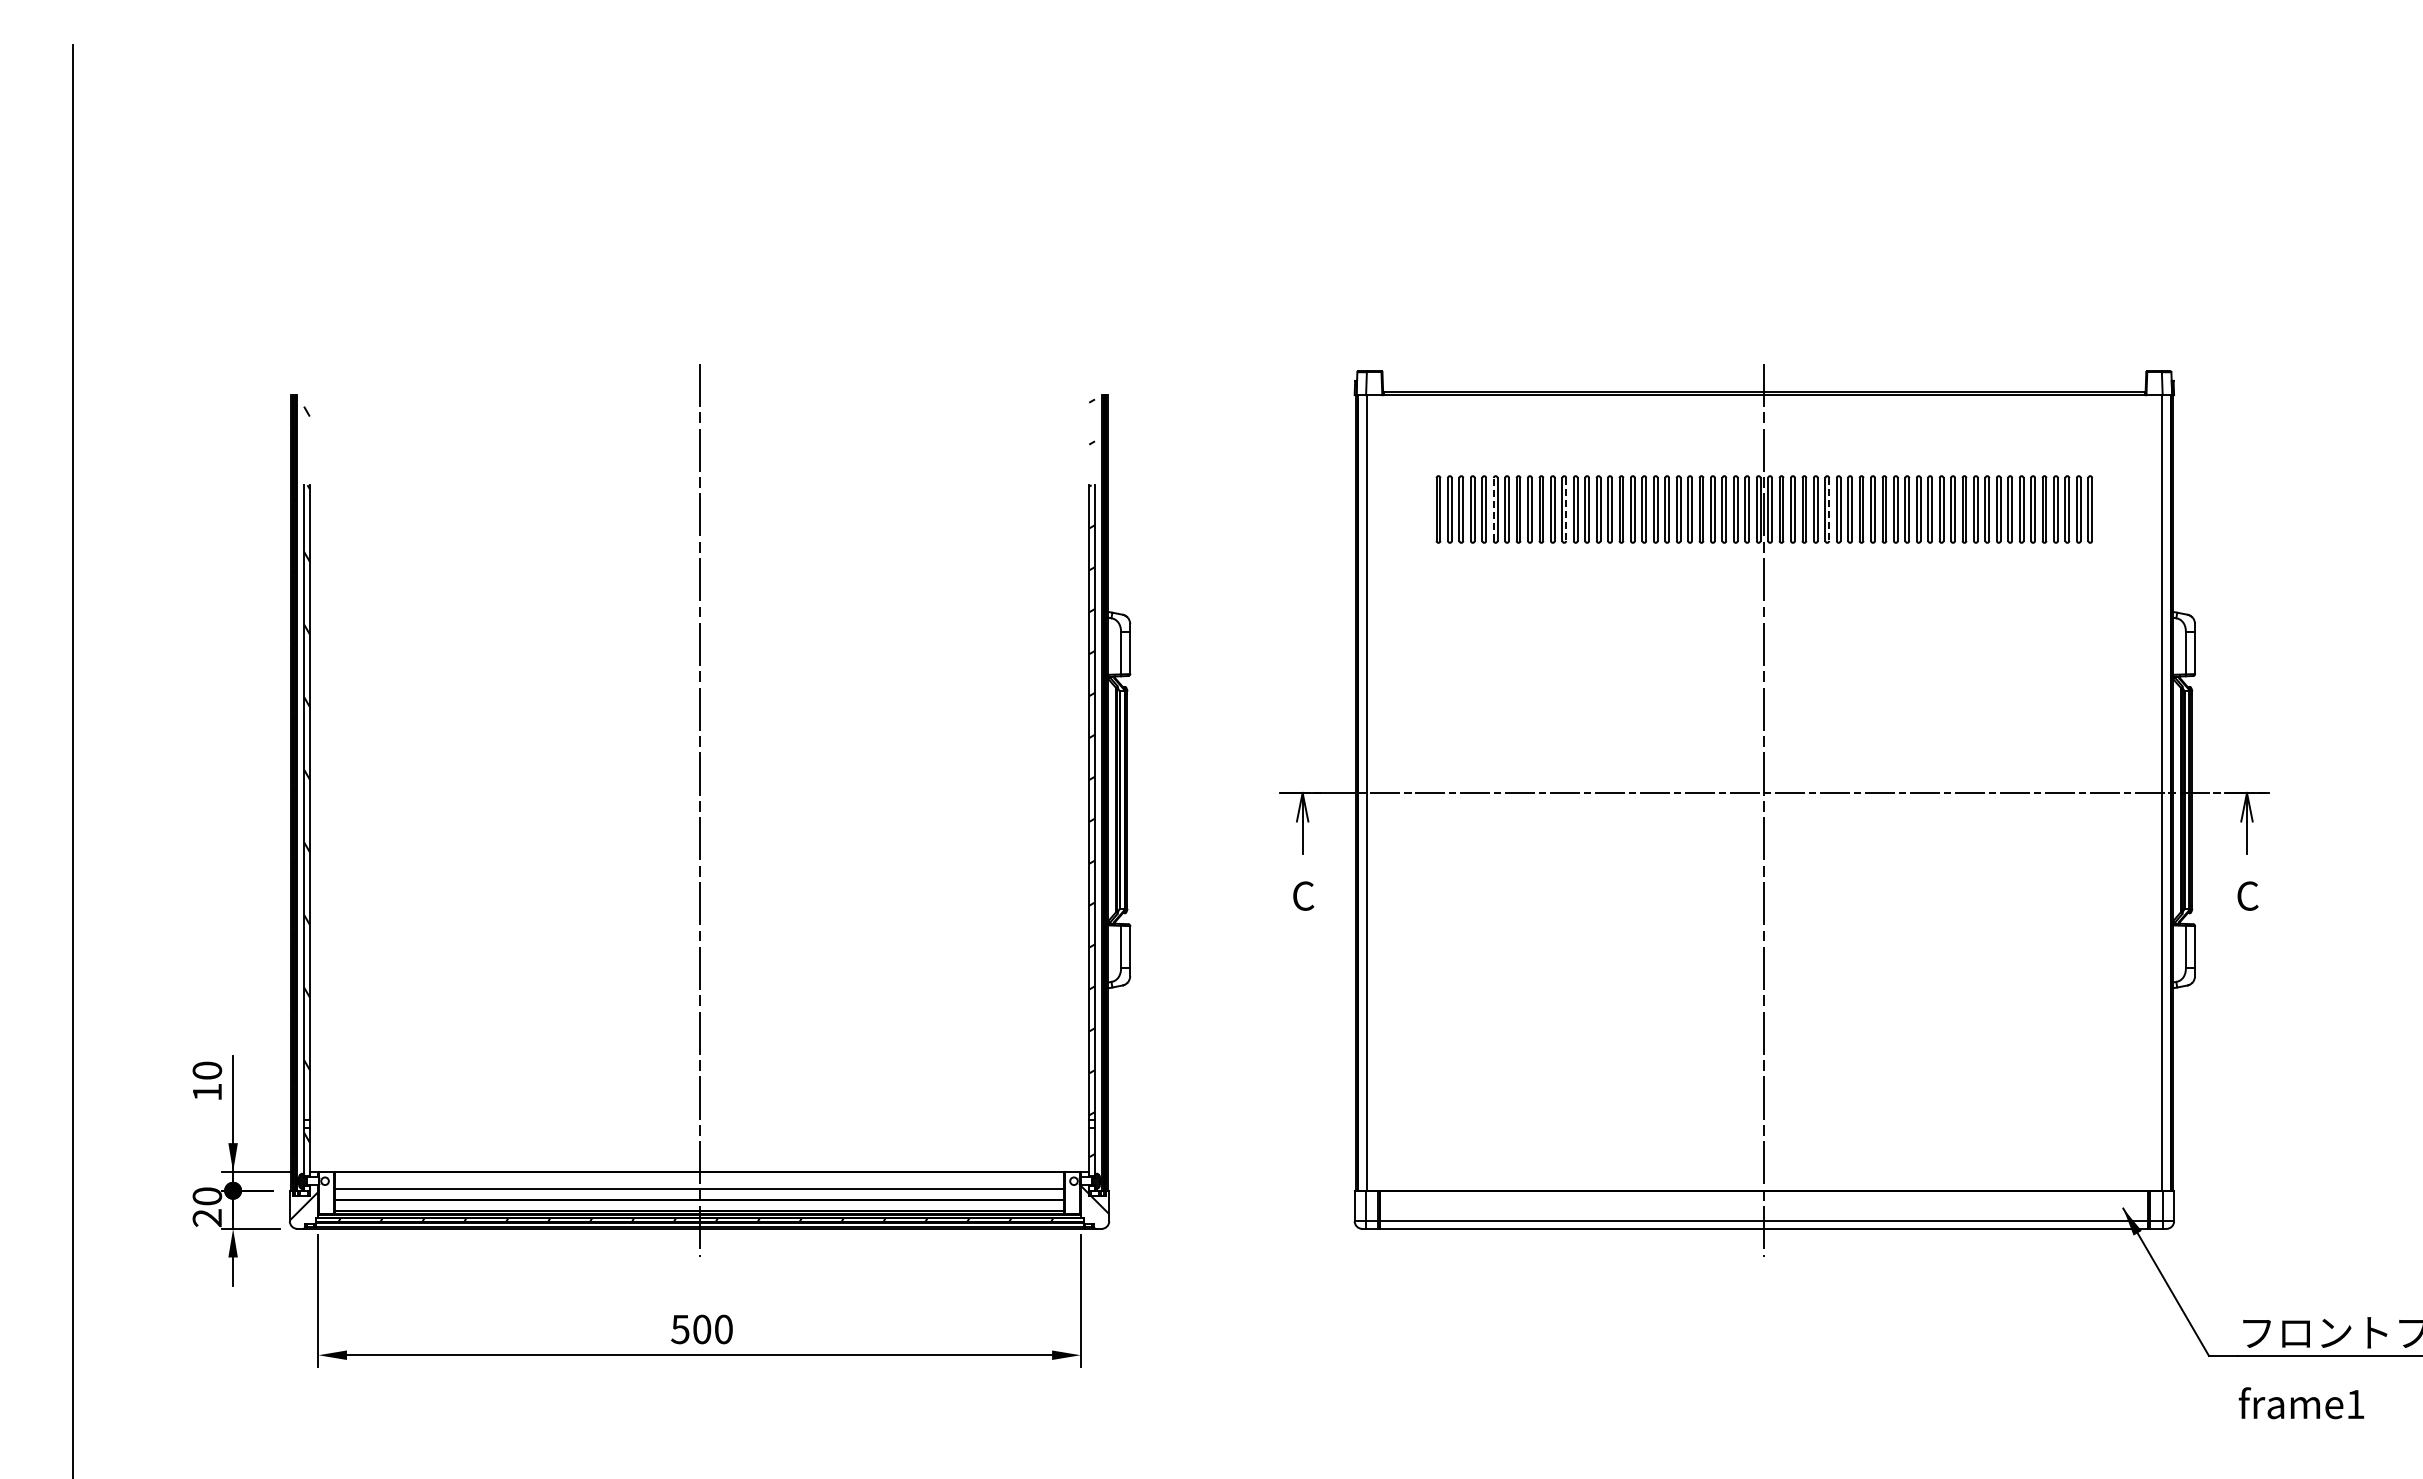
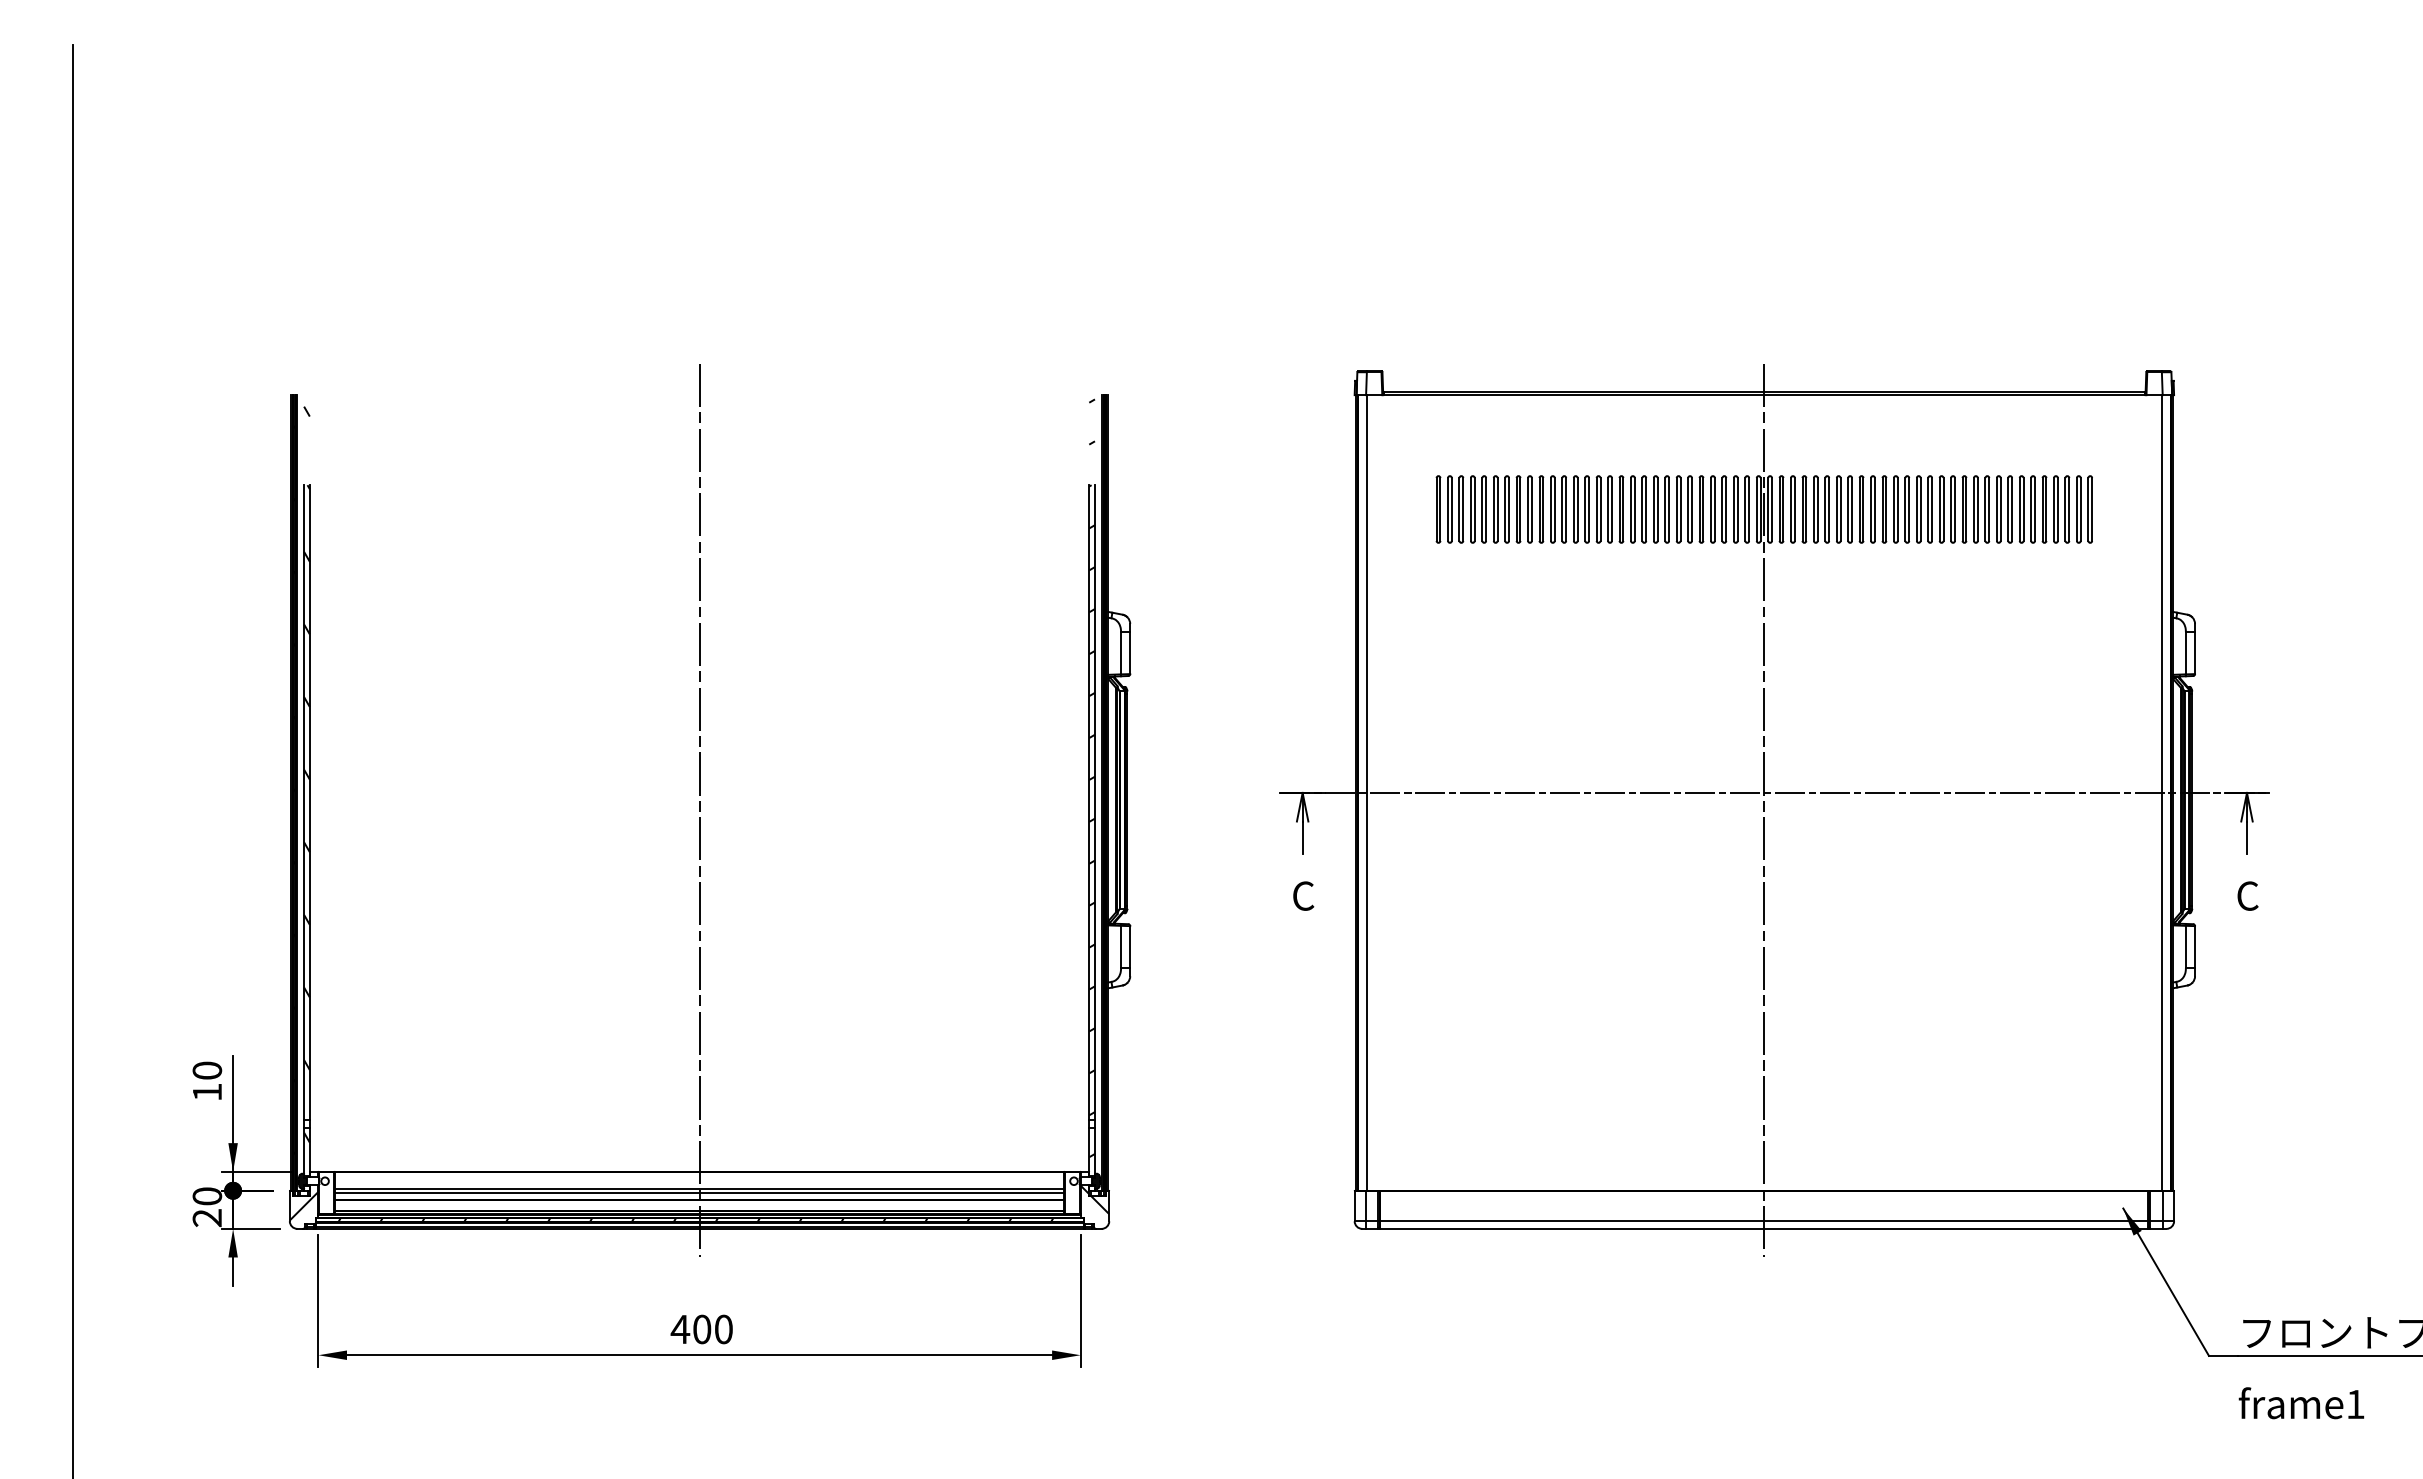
line: dashed -> solid (1493, 509)
line: dashed -> solid (1566, 510)
line: dashed -> solid (1829, 510)
line: none -> present (699, 1192)
text: 500 -> 400 (680, 1329)
